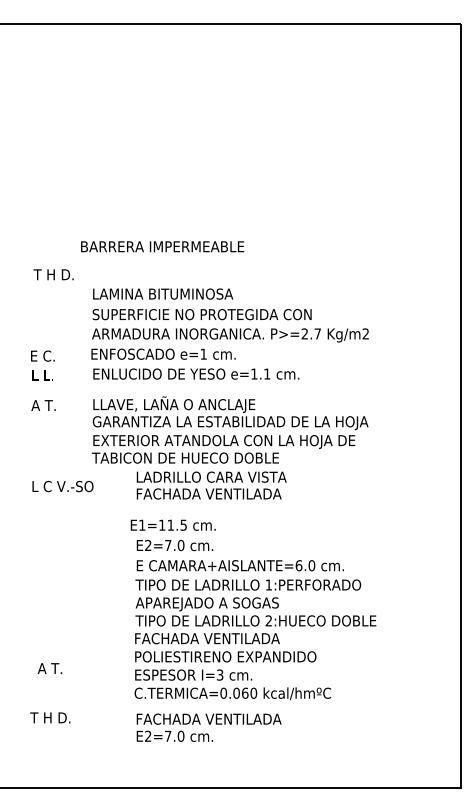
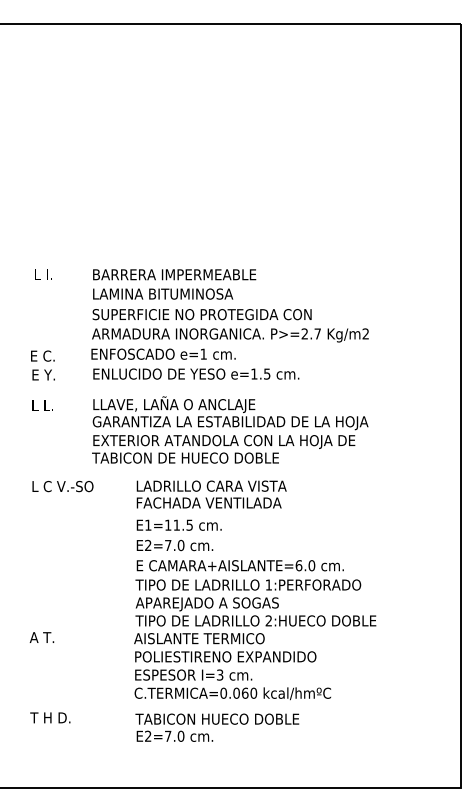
text position: (162, 246) -> (174, 274) (174, 274)
text: T H D. -> L I. (53, 274)
text: e=1.1 -> e=1.5 (267, 373)
text: L L. -> E Y. (43, 374)
text: A T. -> L L. (43, 405)
text position: (211, 485) -> (211, 494) (211, 494)
text position: (172, 524) -> (178, 524) (178, 524)
text: FACHADA VENTILADA -> AISLANTE TERMICO (206, 638)
text position: (49, 668) -> (41, 637) (41, 637)
text: FACHADA VENTILADA -> TABICON HUECO DOBLE (217, 718)
